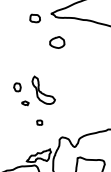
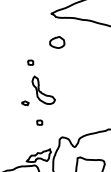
part: present -> none (34, 18)
part: none -> present (30, 62)
part: present -> none (17, 87)
